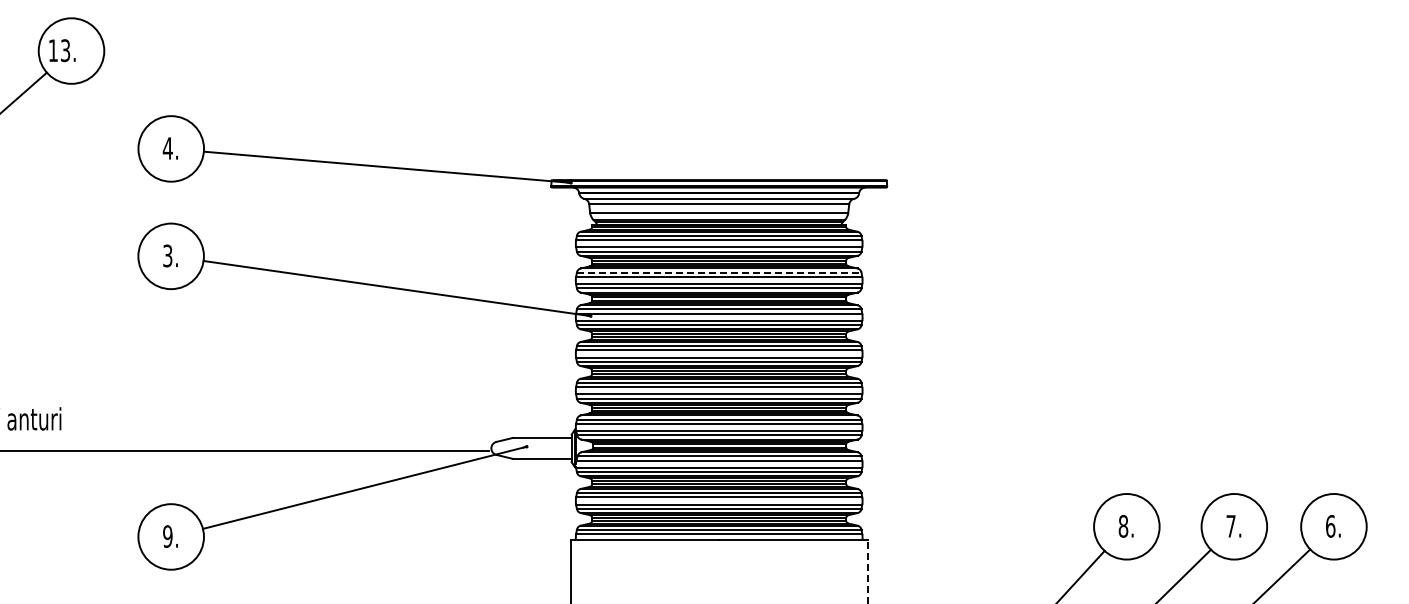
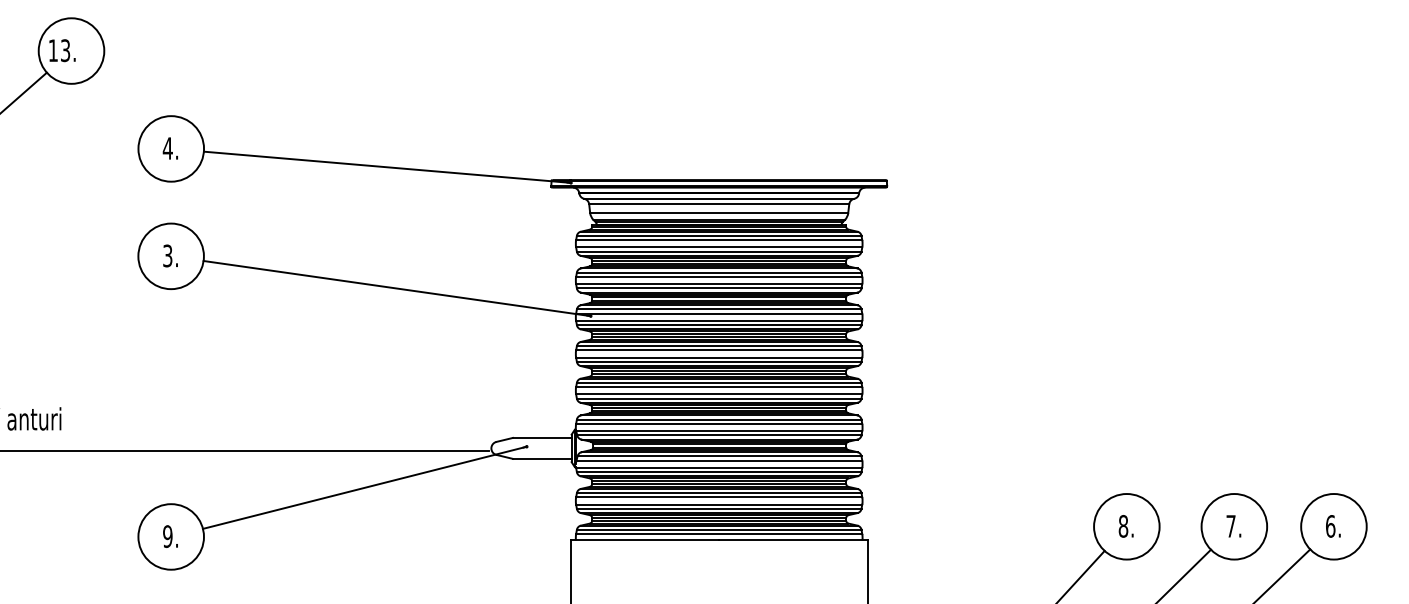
line: dashed -> solid (719, 272)
line: dashed -> solid (867, 571)
